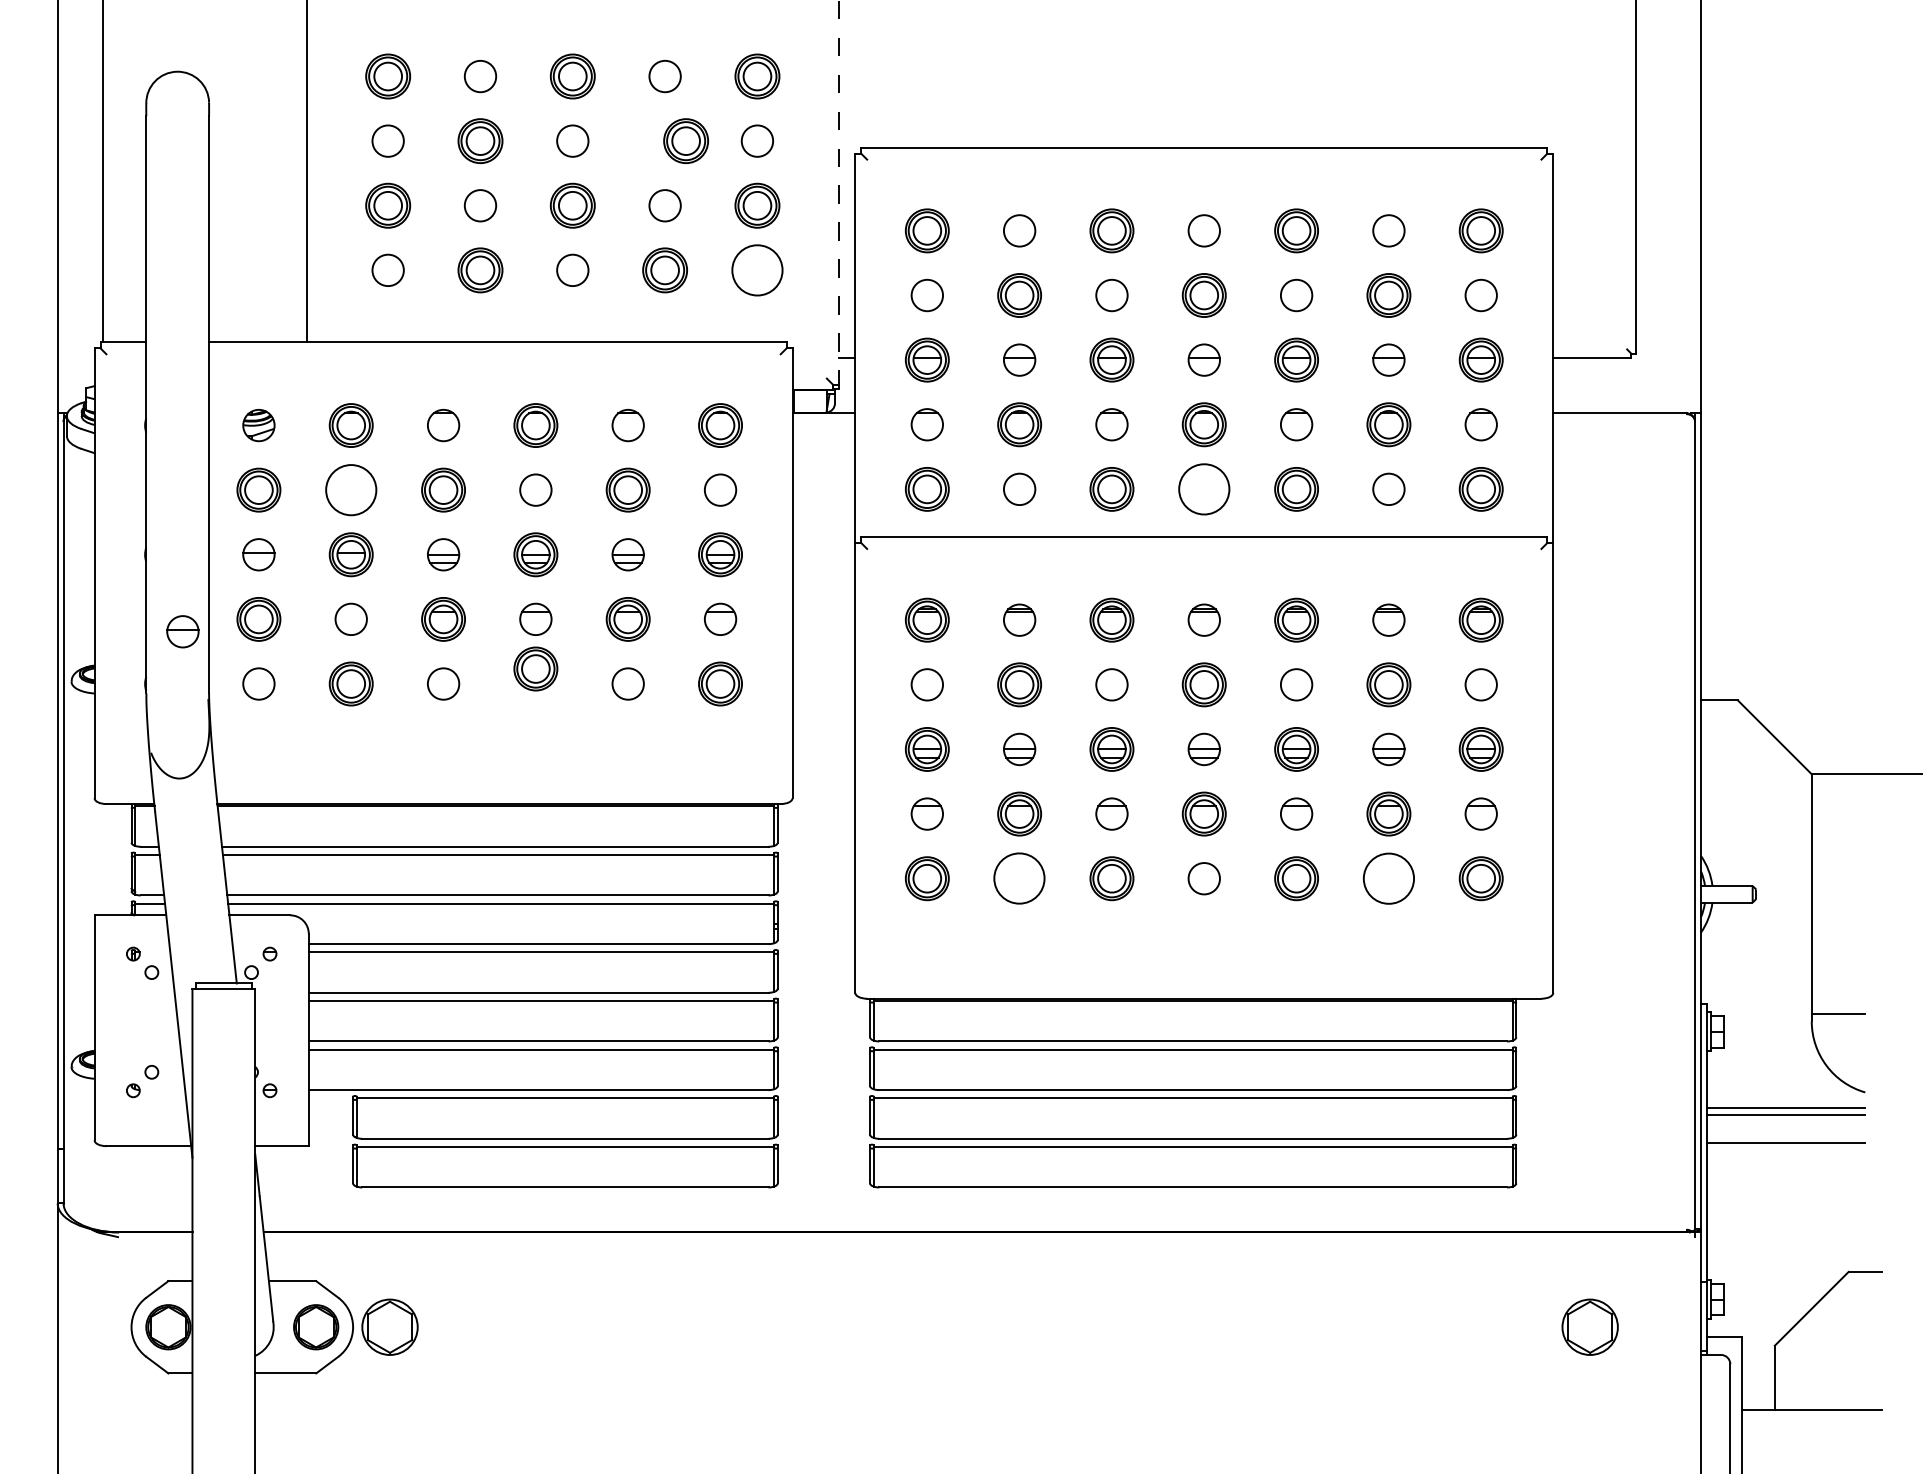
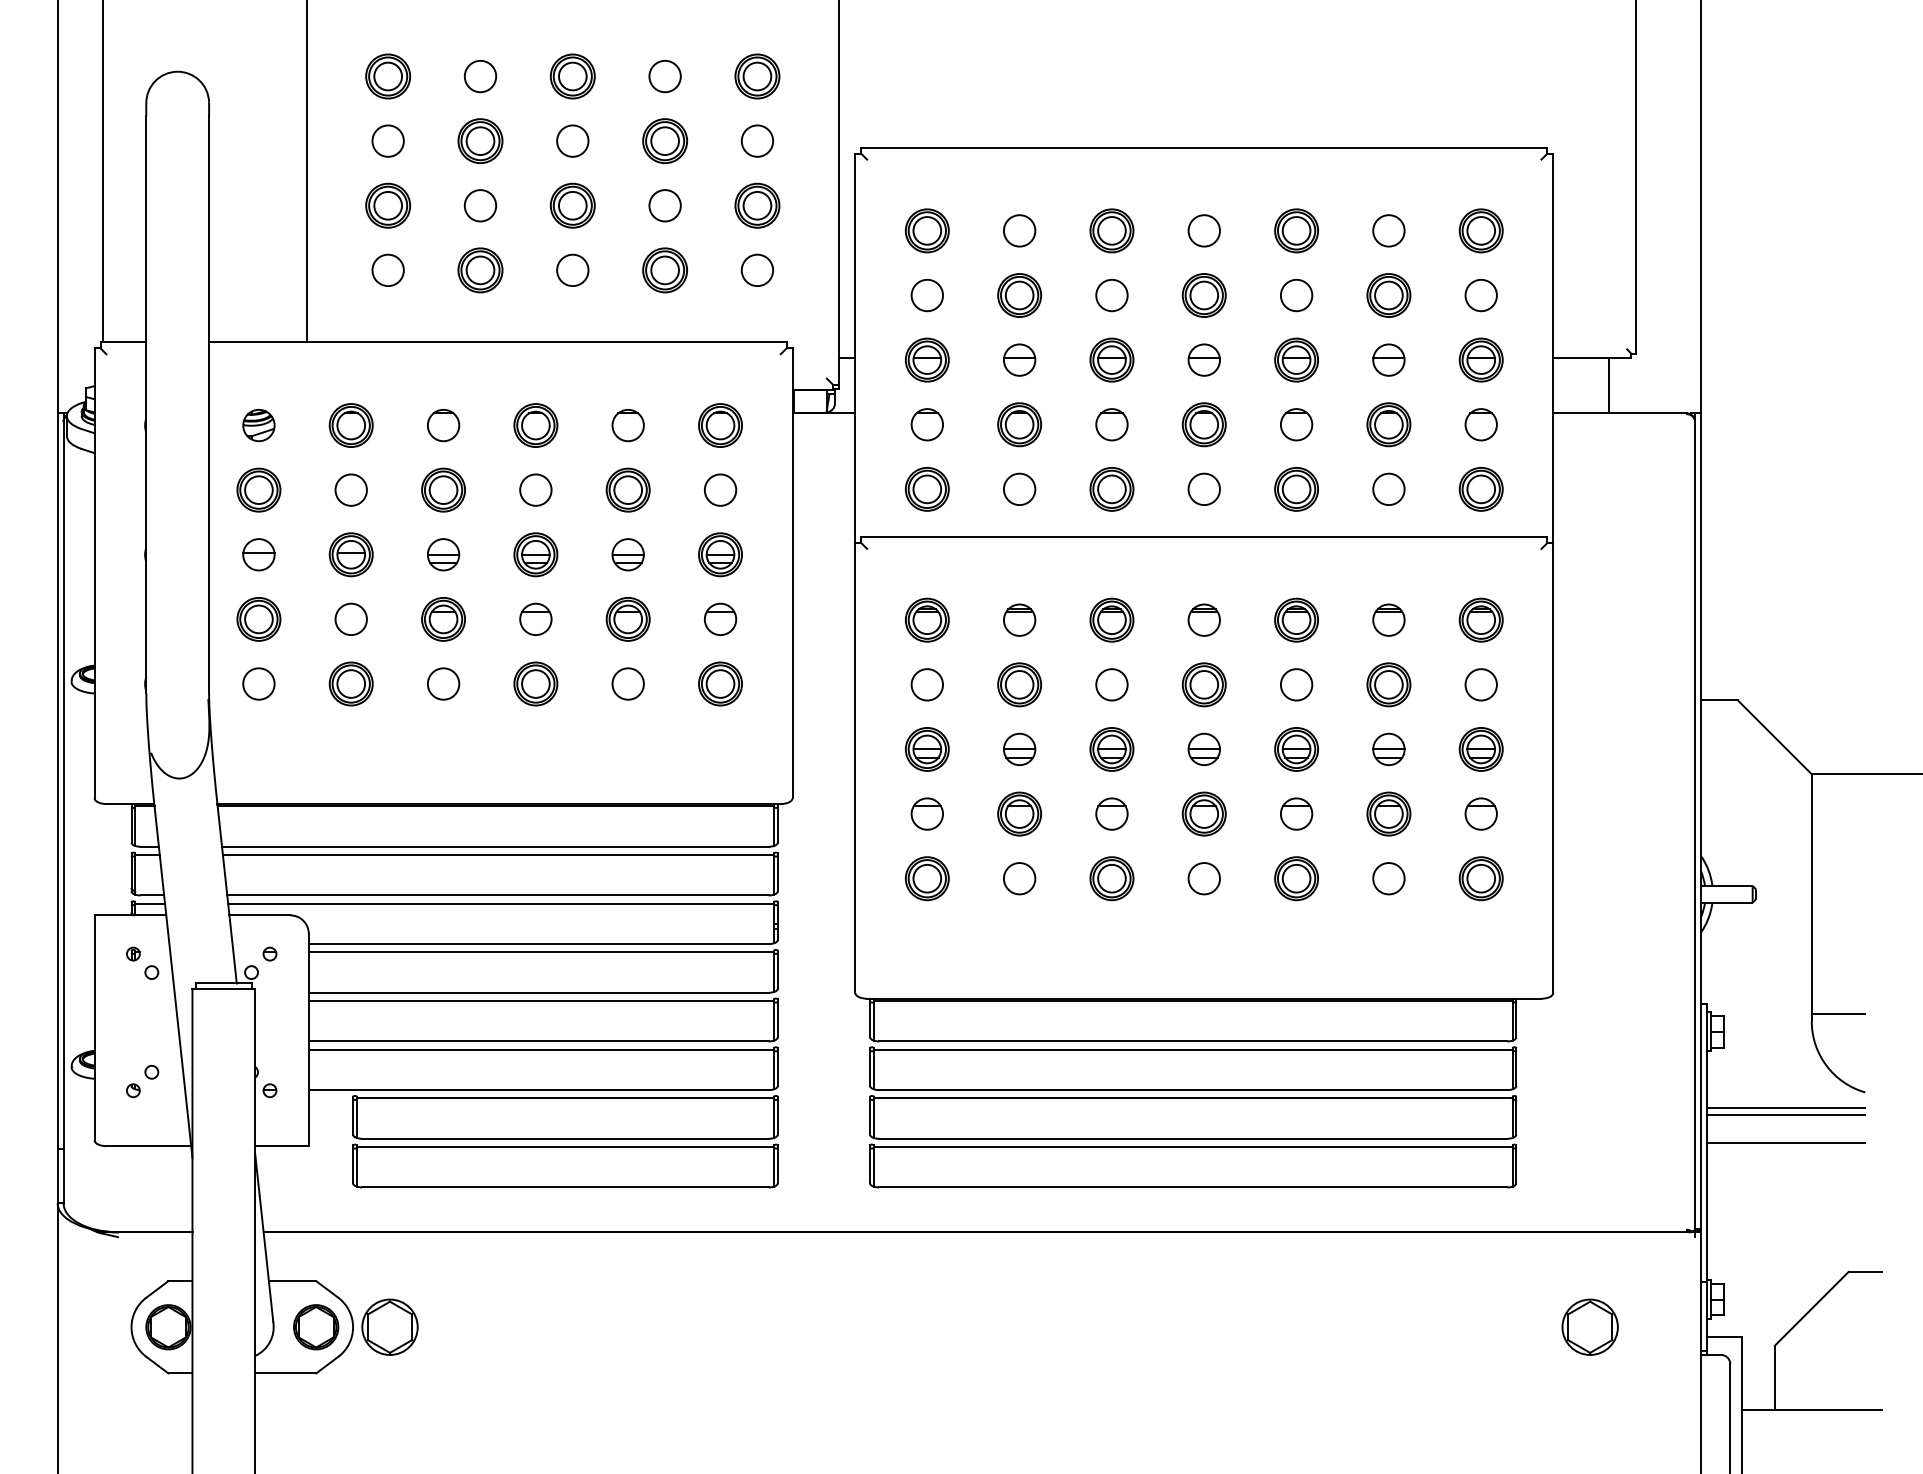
part position: (685, 140) -> (664, 140) (664, 140)
line: dashed -> solid (838, 194)
circle diameter: 50 px -> 31 px (757, 270)
line: none -> present (1608, 385)
circle diameter: 50 px -> 31 px (1203, 489)
circle diameter: 50 px -> 31 px (350, 489)
part: present -> none (182, 631)
part position: (535, 668) -> (535, 683) (535, 683)
circle size: 53x53 px -> 34x34 px (1019, 878)
circle diameter: 50 px -> 31 px (1388, 878)
